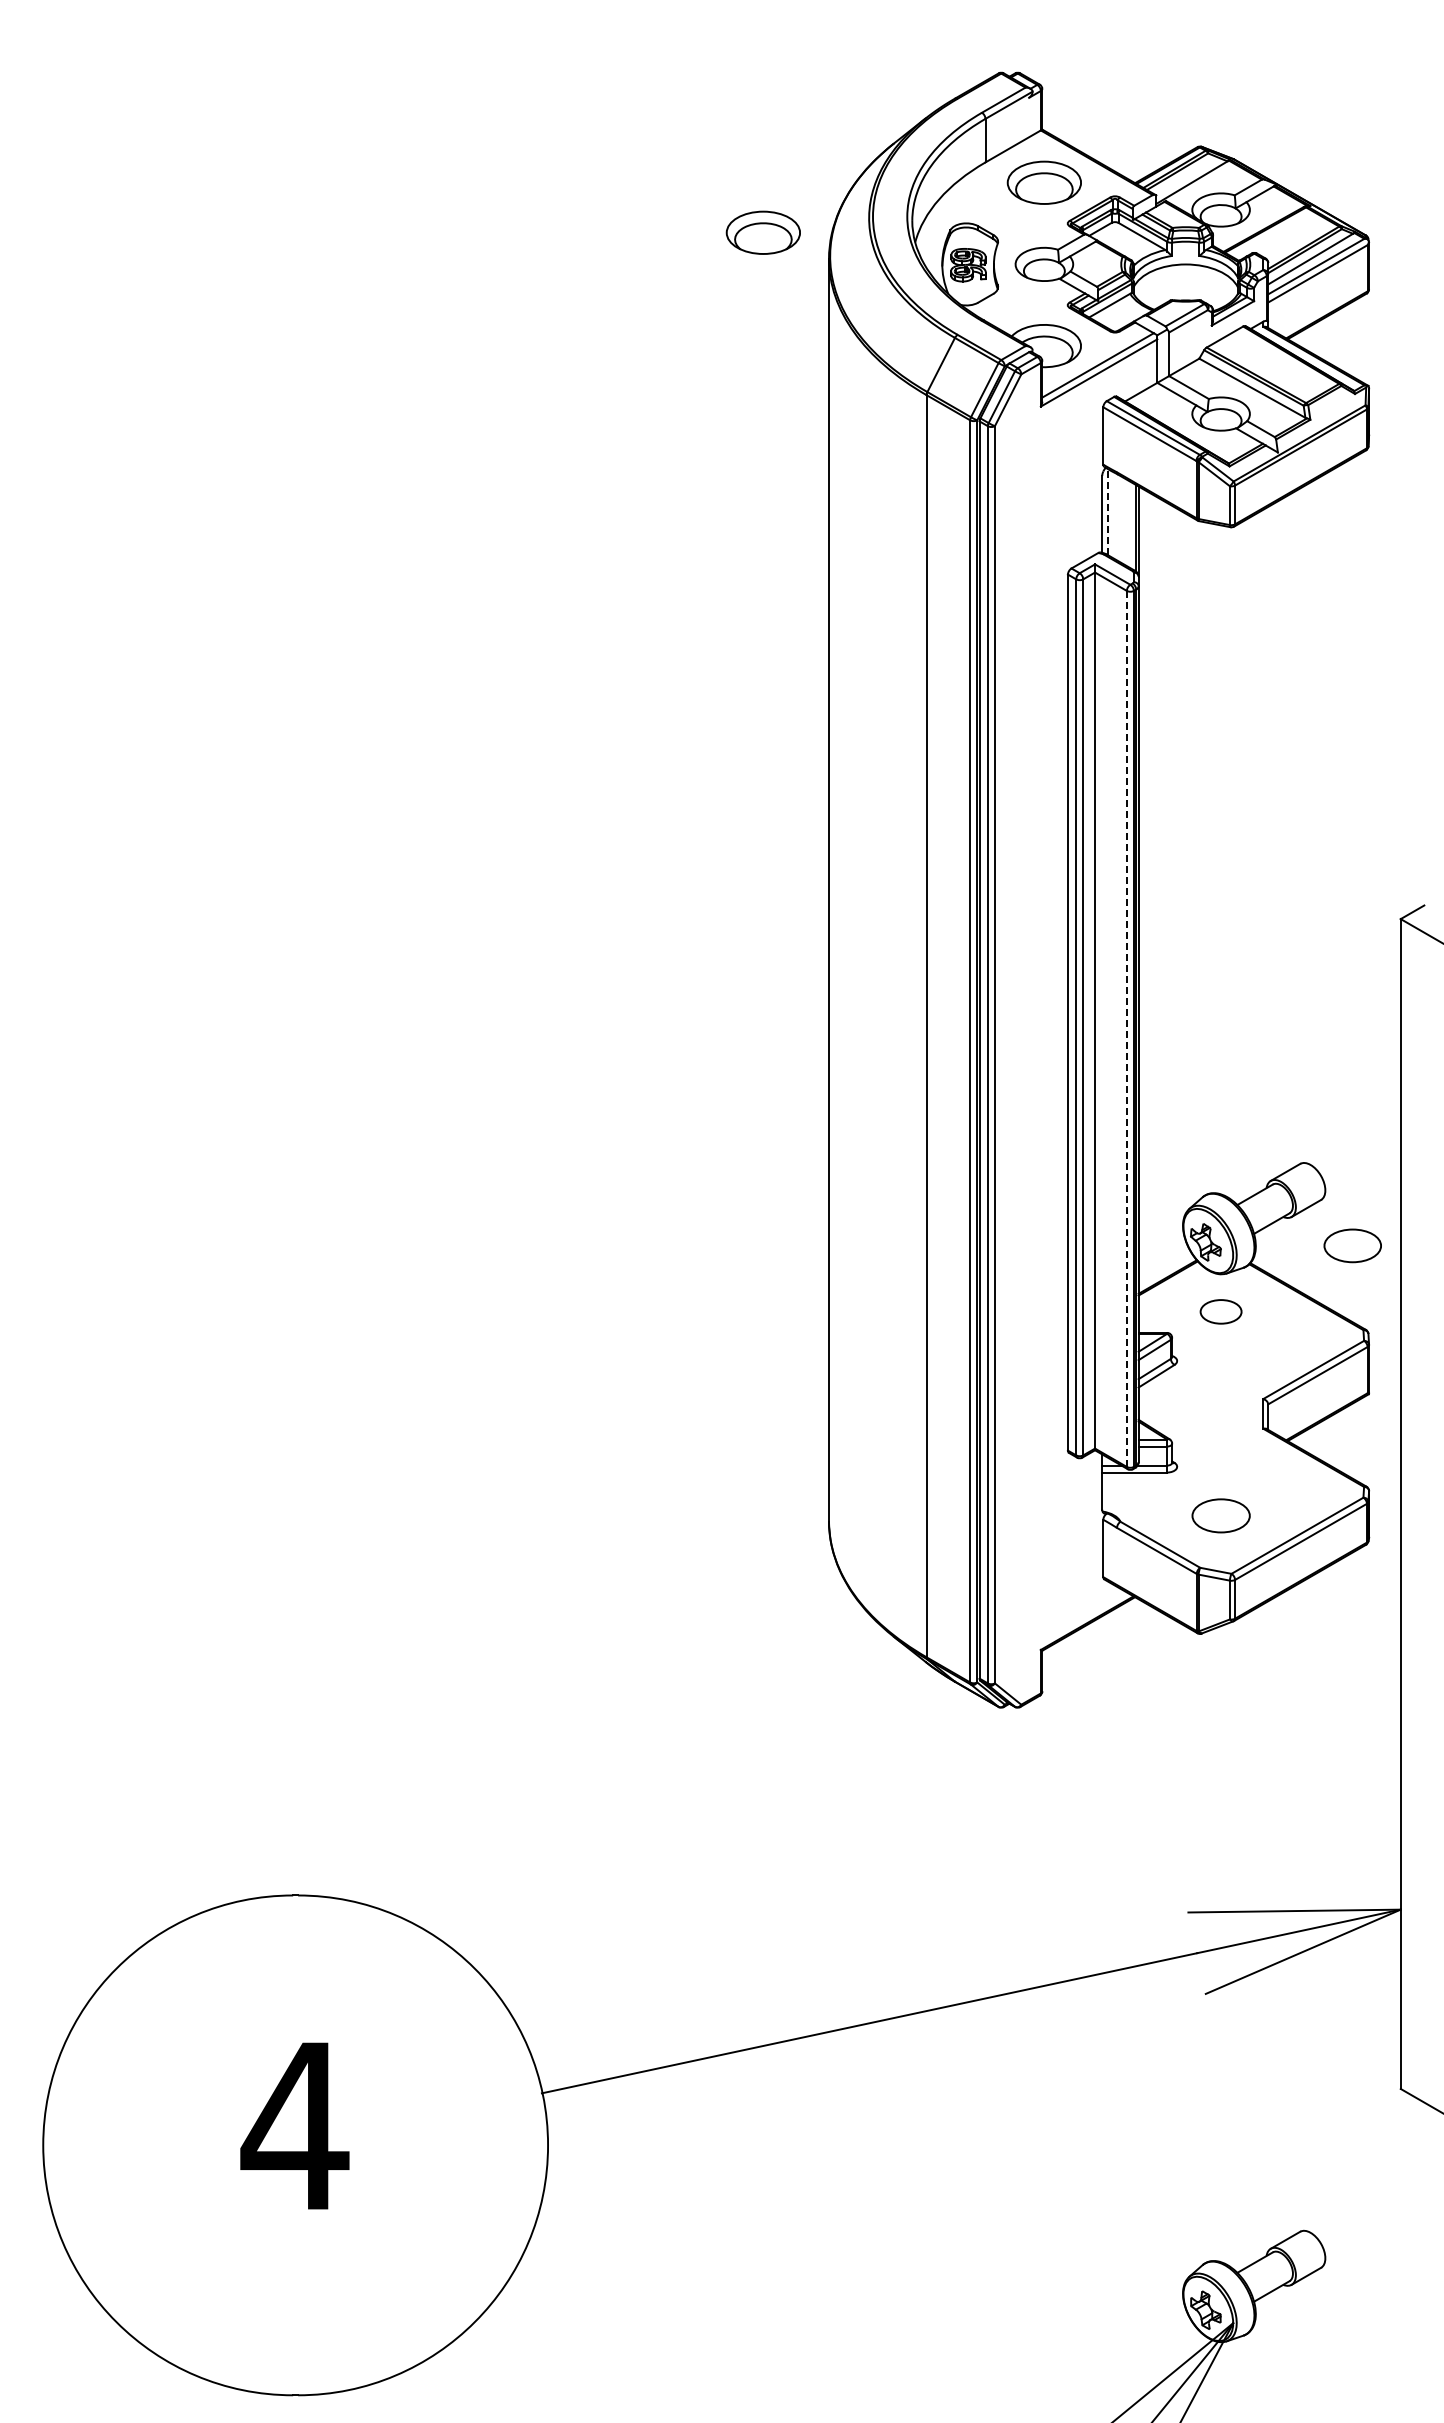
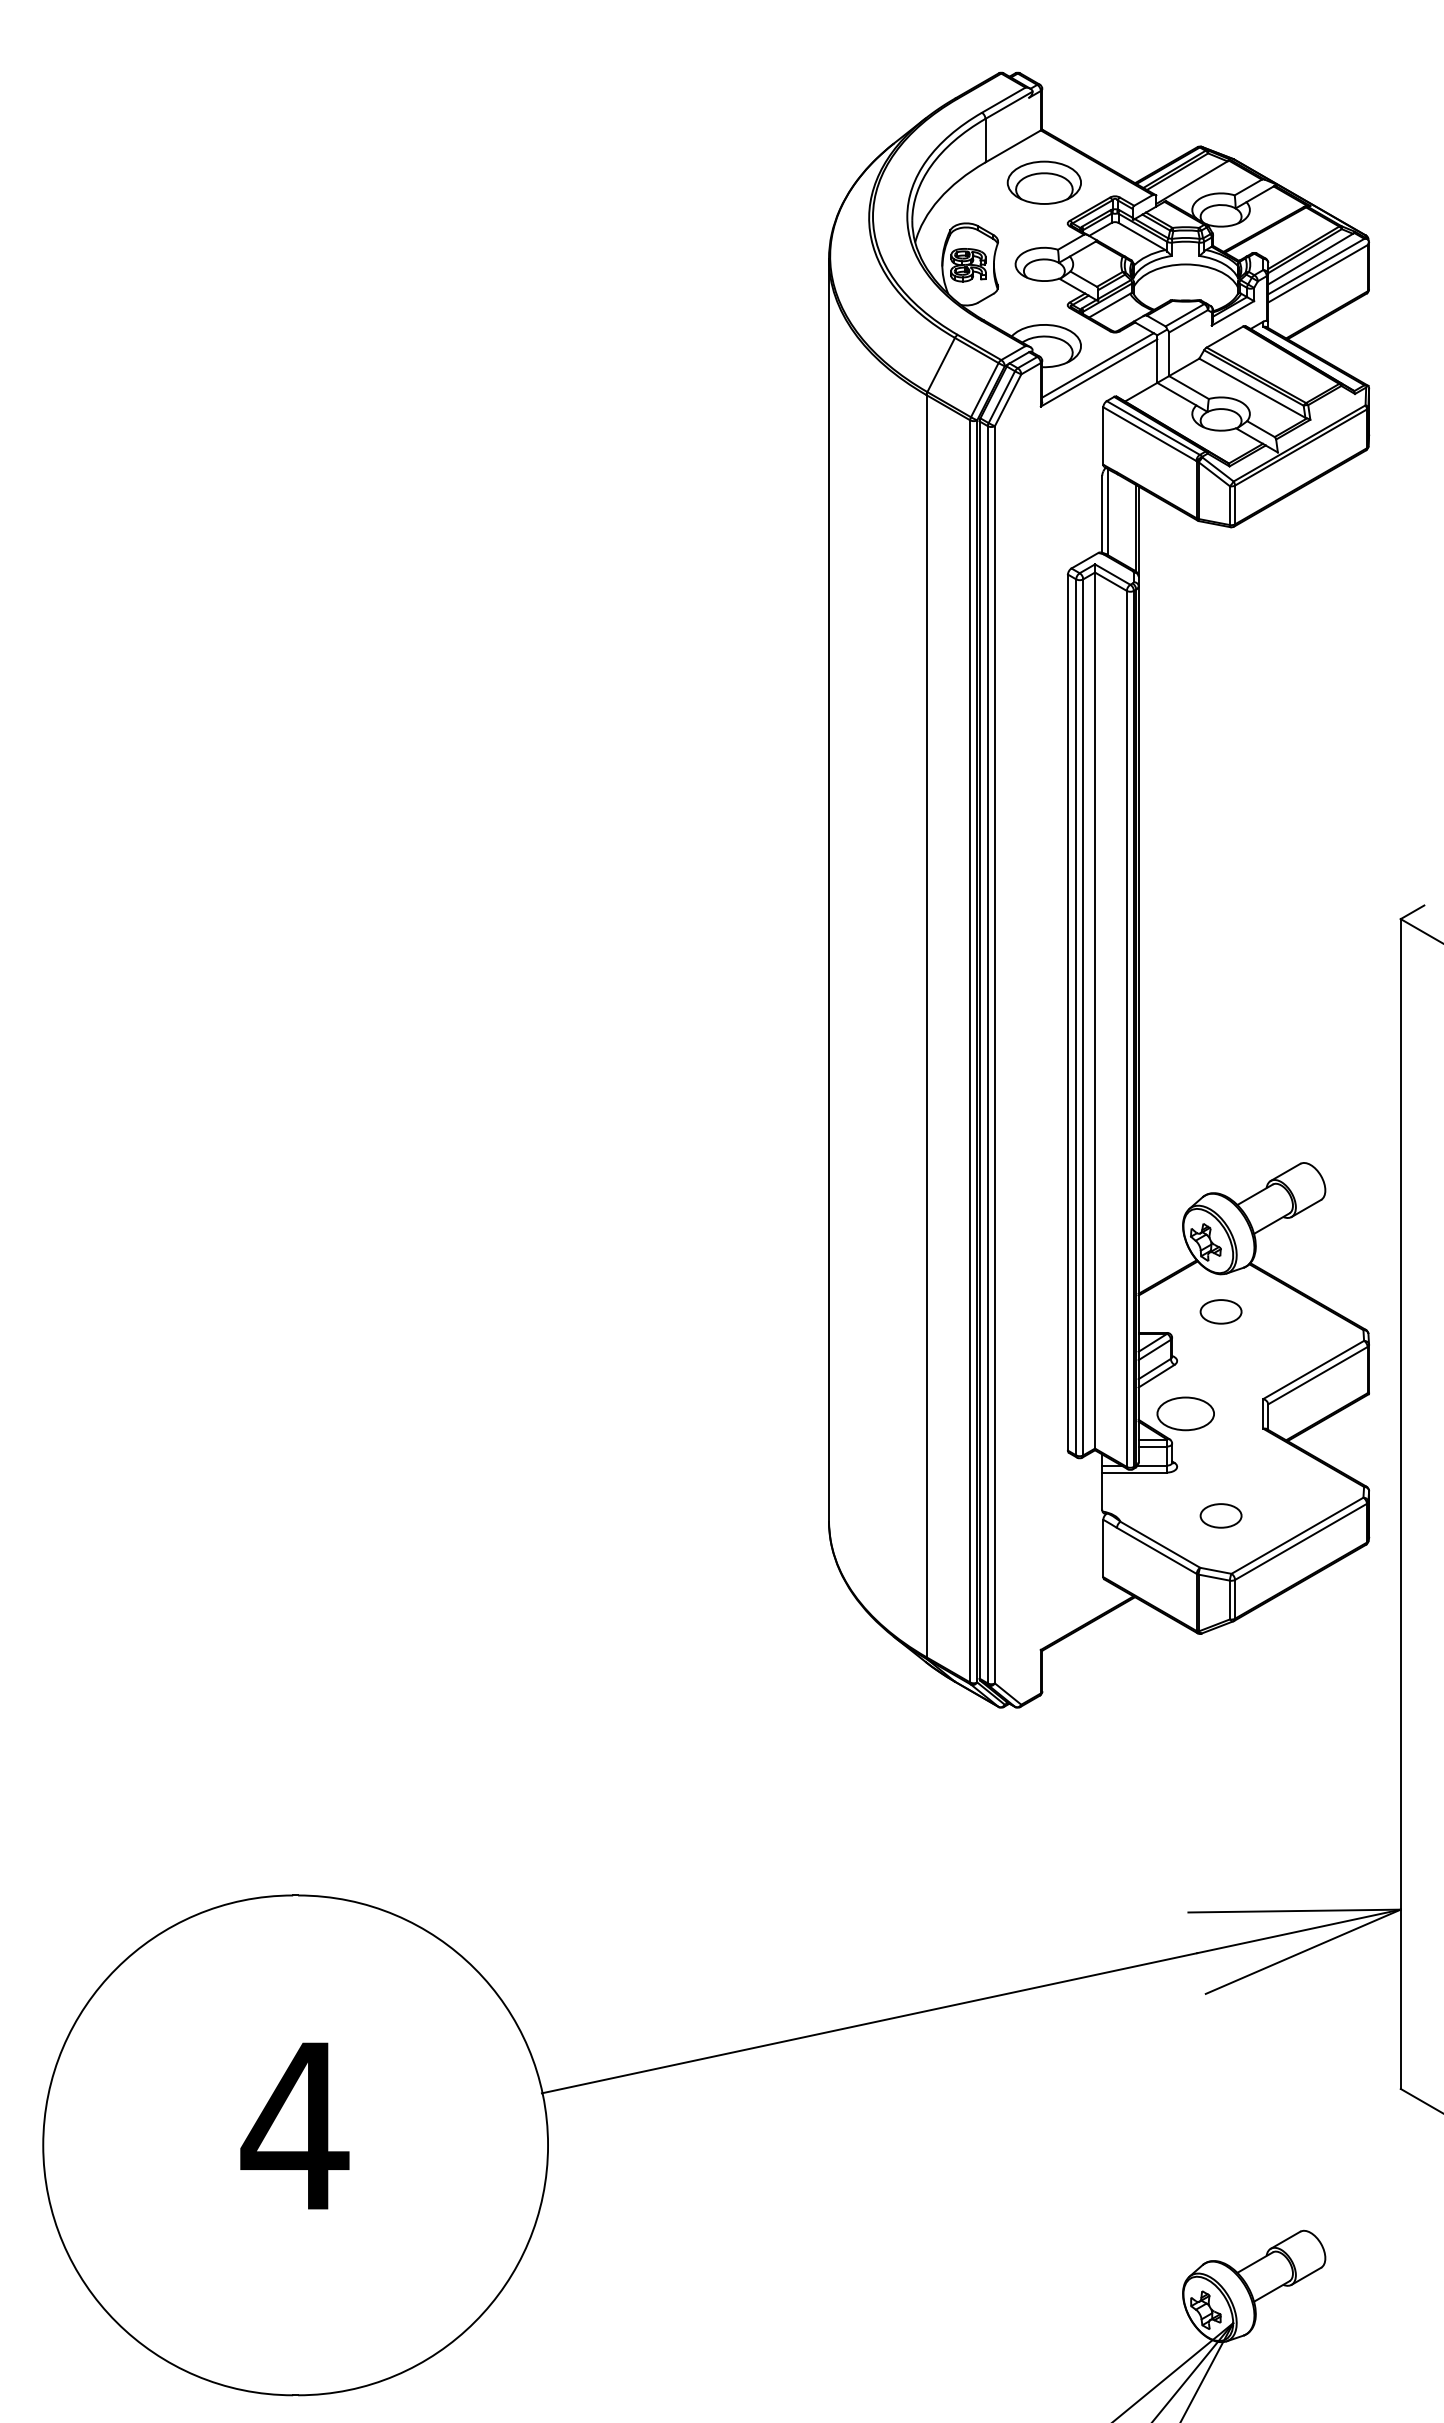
part: present -> none (762, 232)
line: dashed -> solid (1108, 511)
line: dashed -> solid (1126, 1029)
part position: (1352, 1245) -> (1185, 1413) (1185, 1413)
part size: 60x36 px -> 44x26 px (1220, 1515)
